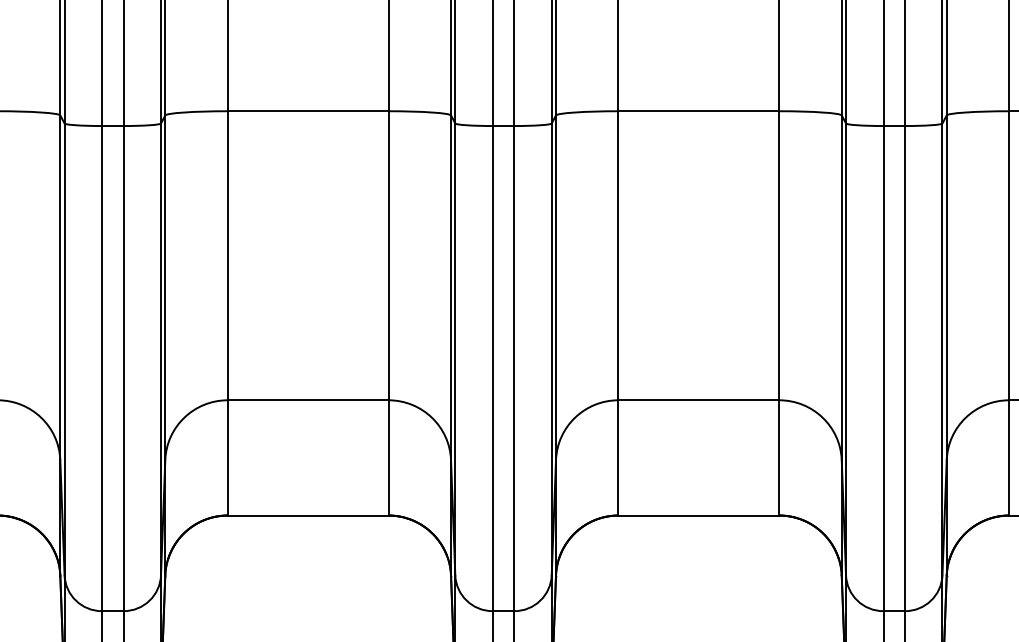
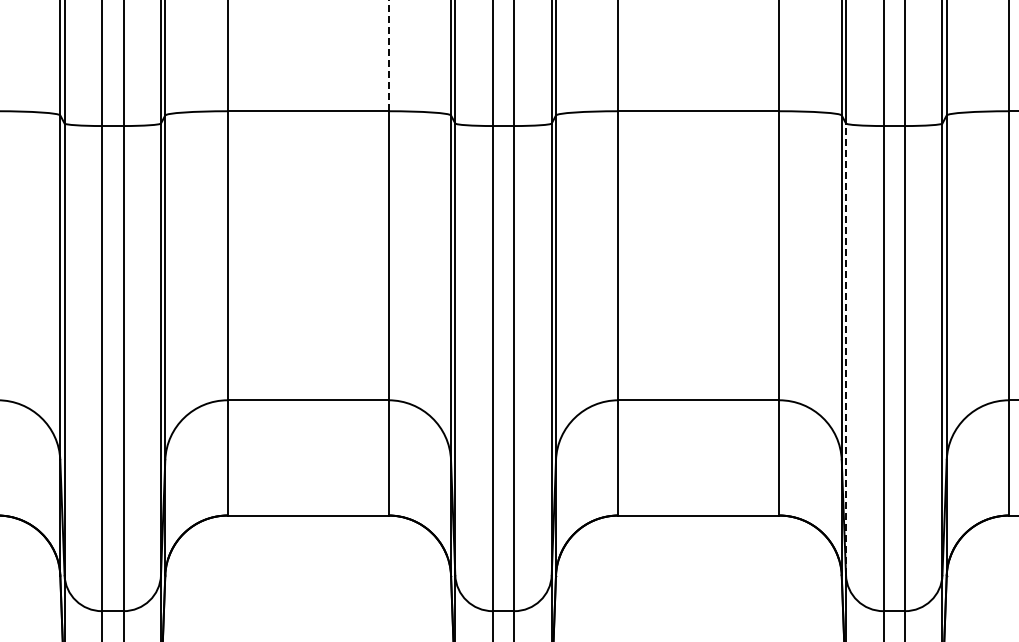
line: solid -> dashed (388, 55)
line: solid -> dashed (846, 349)
